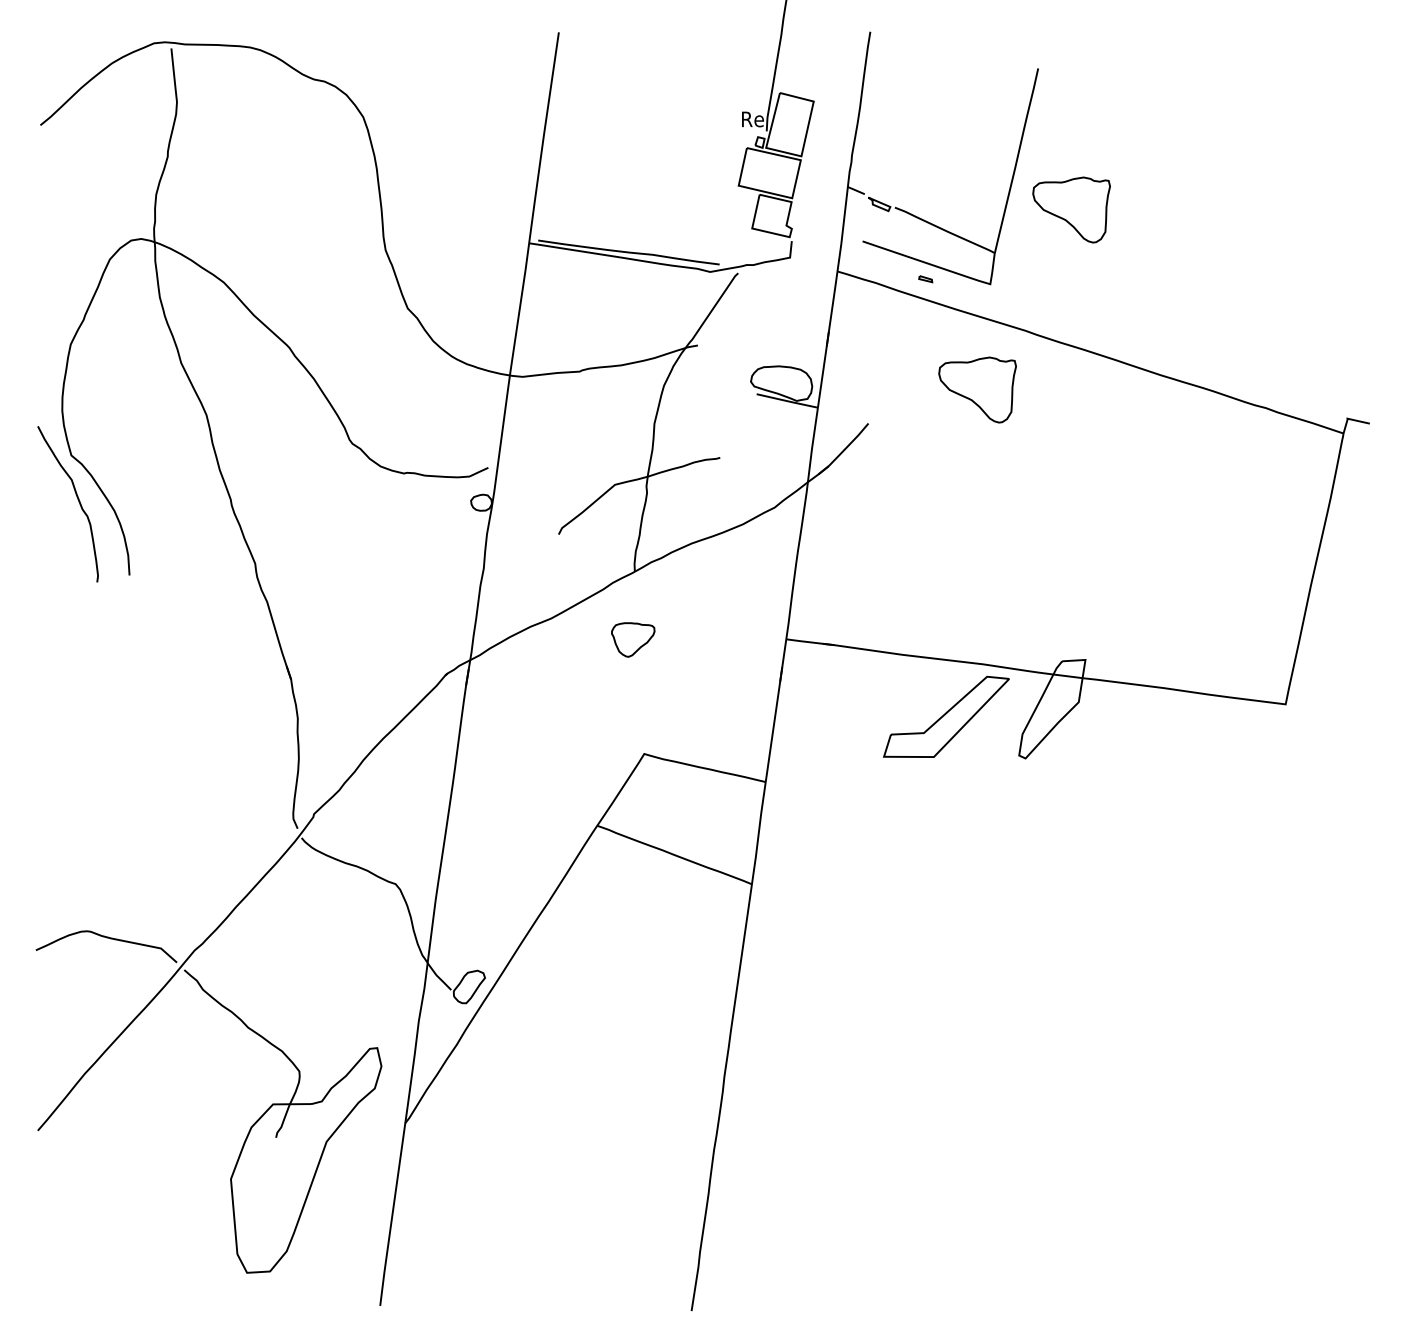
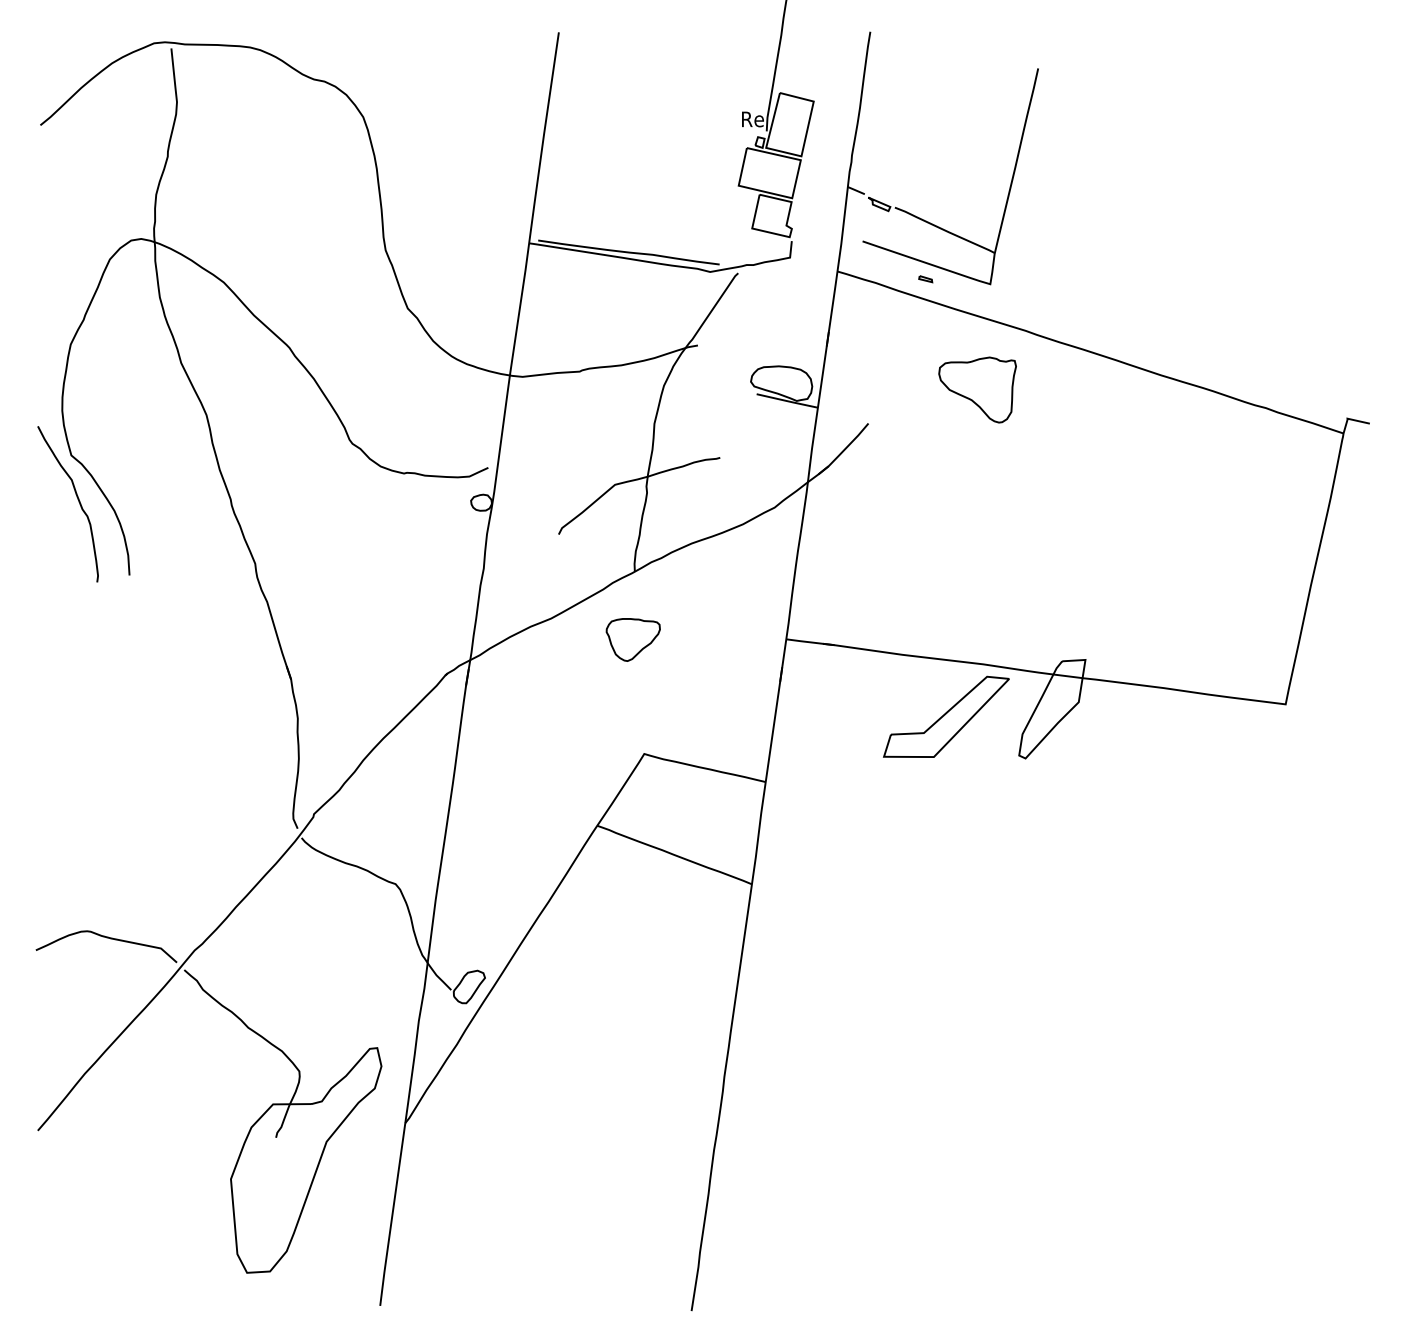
part: present -> none (1071, 209)
part size: 45x36 px -> 56x44 px (632, 639)
